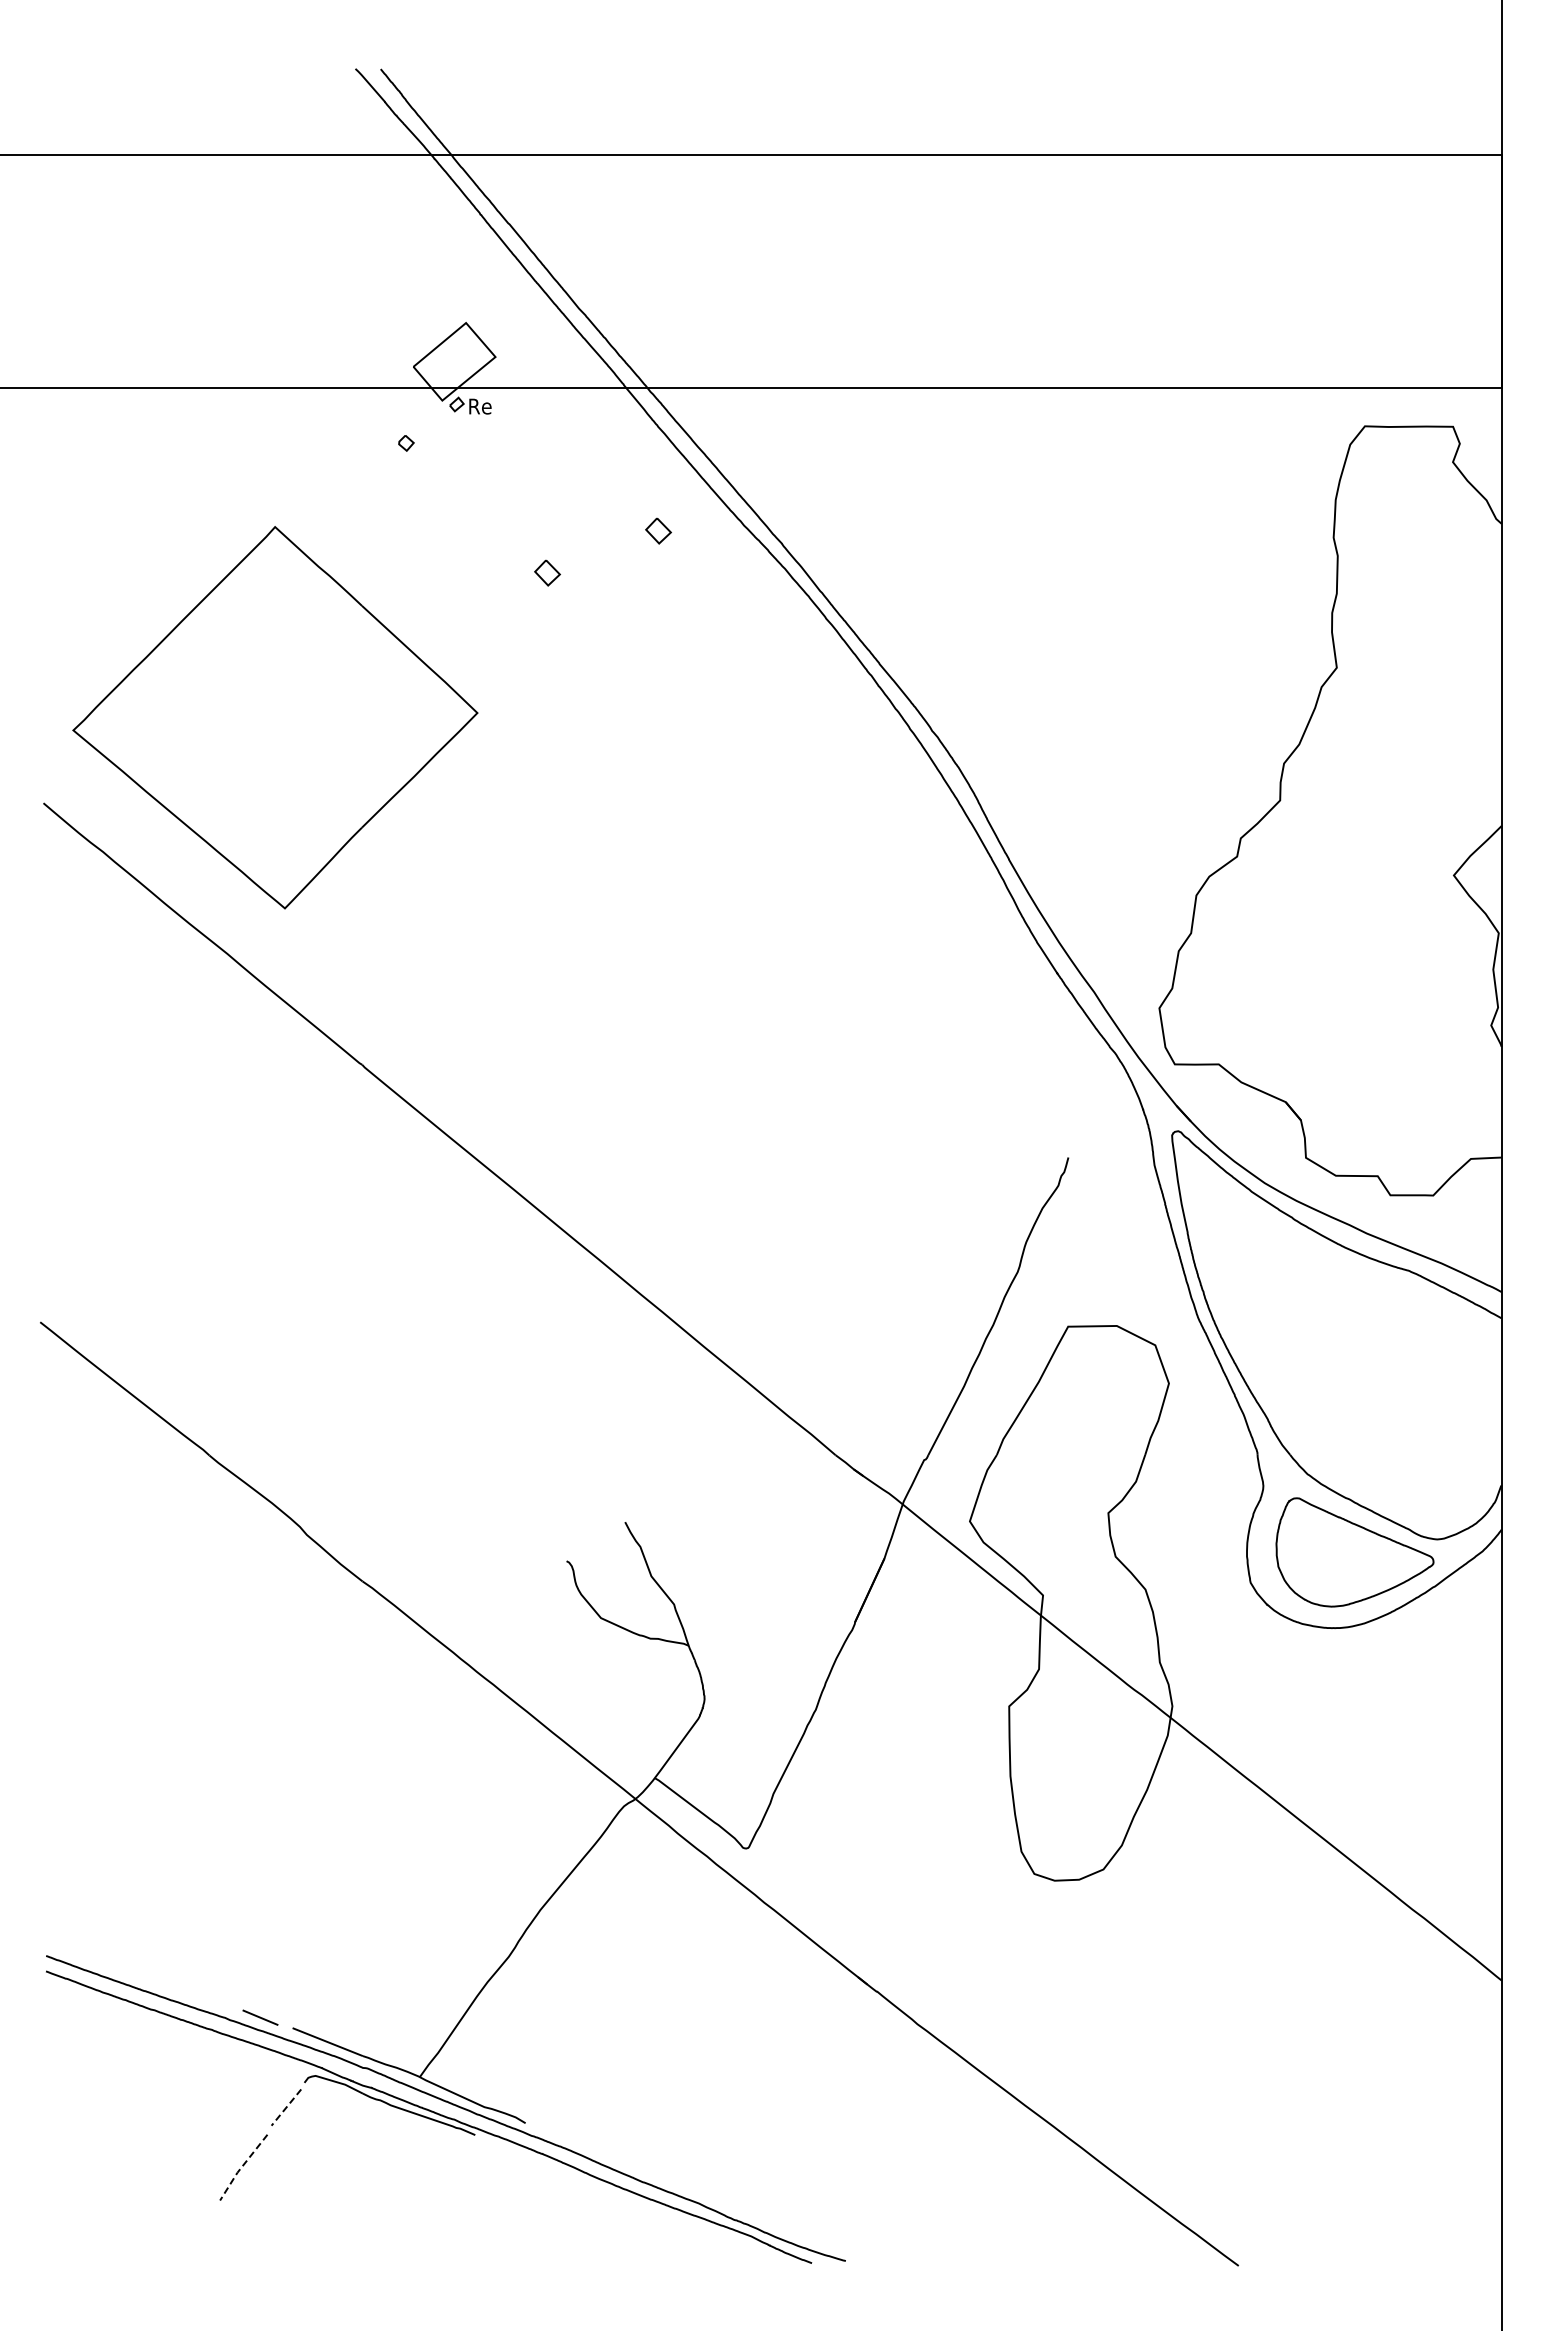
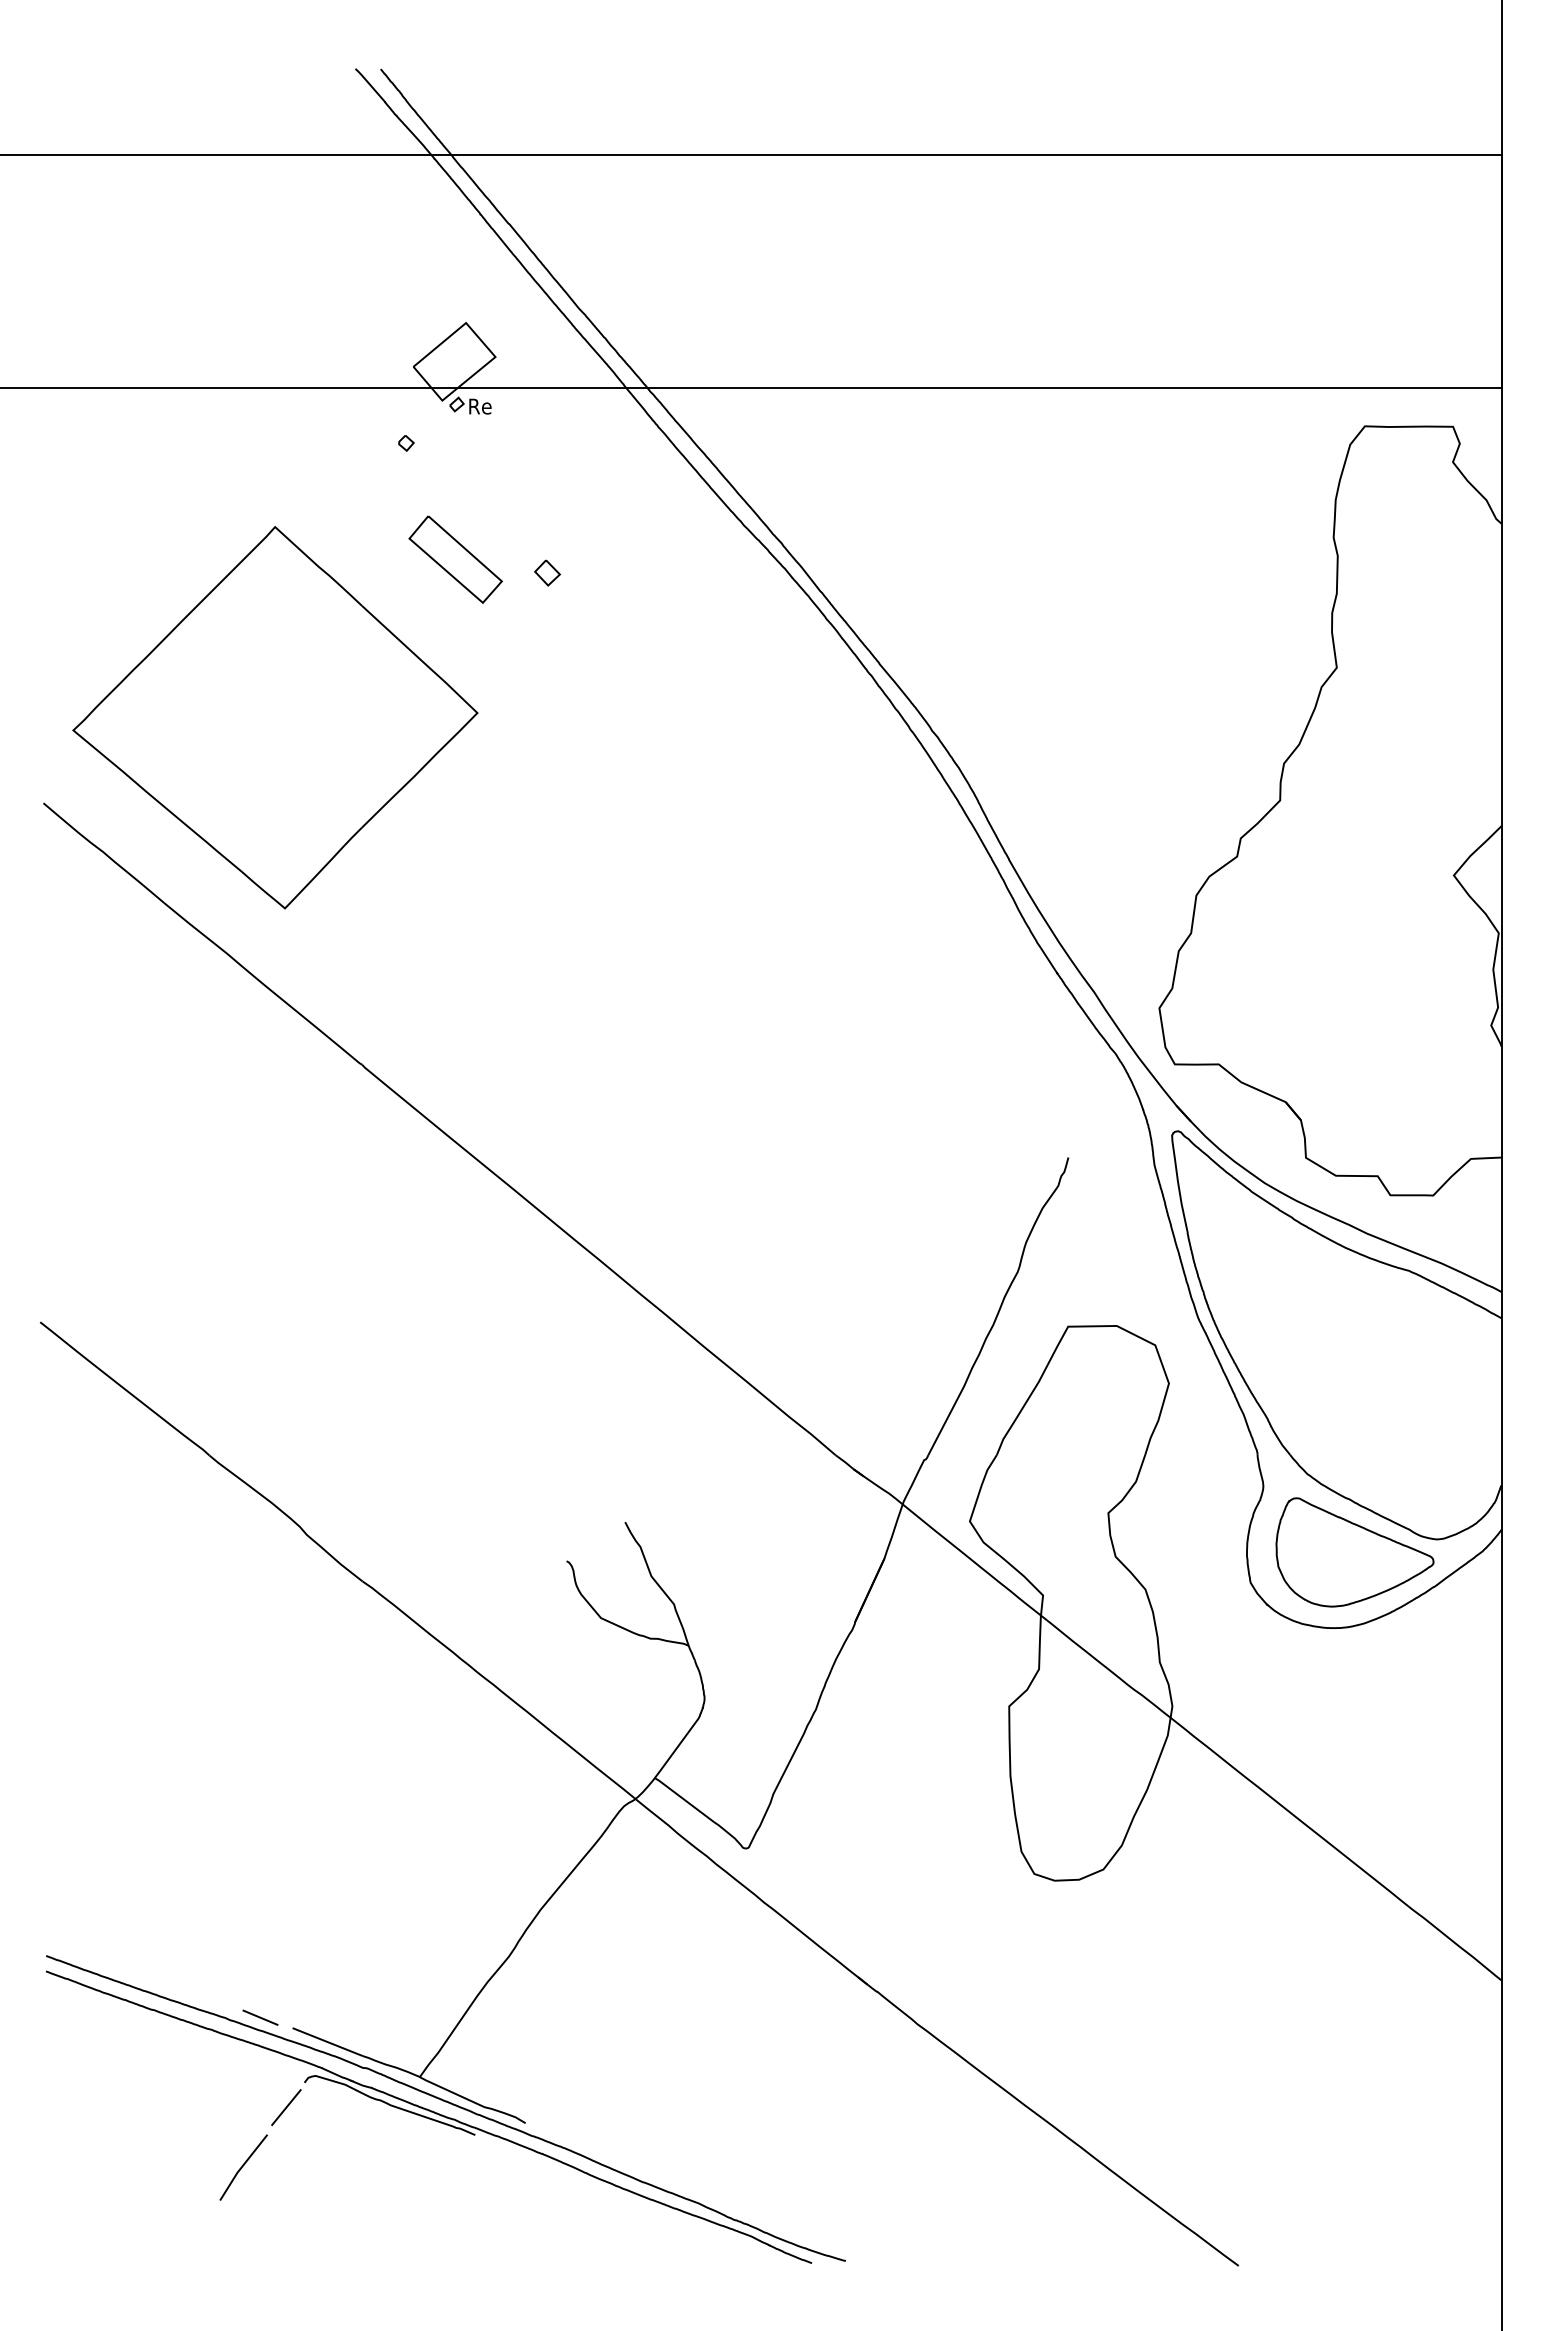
part: present -> none (658, 530)
part: none -> present (455, 559)
line: dashed -> solid (286, 2107)
line: dashed -> solid (241, 2167)
